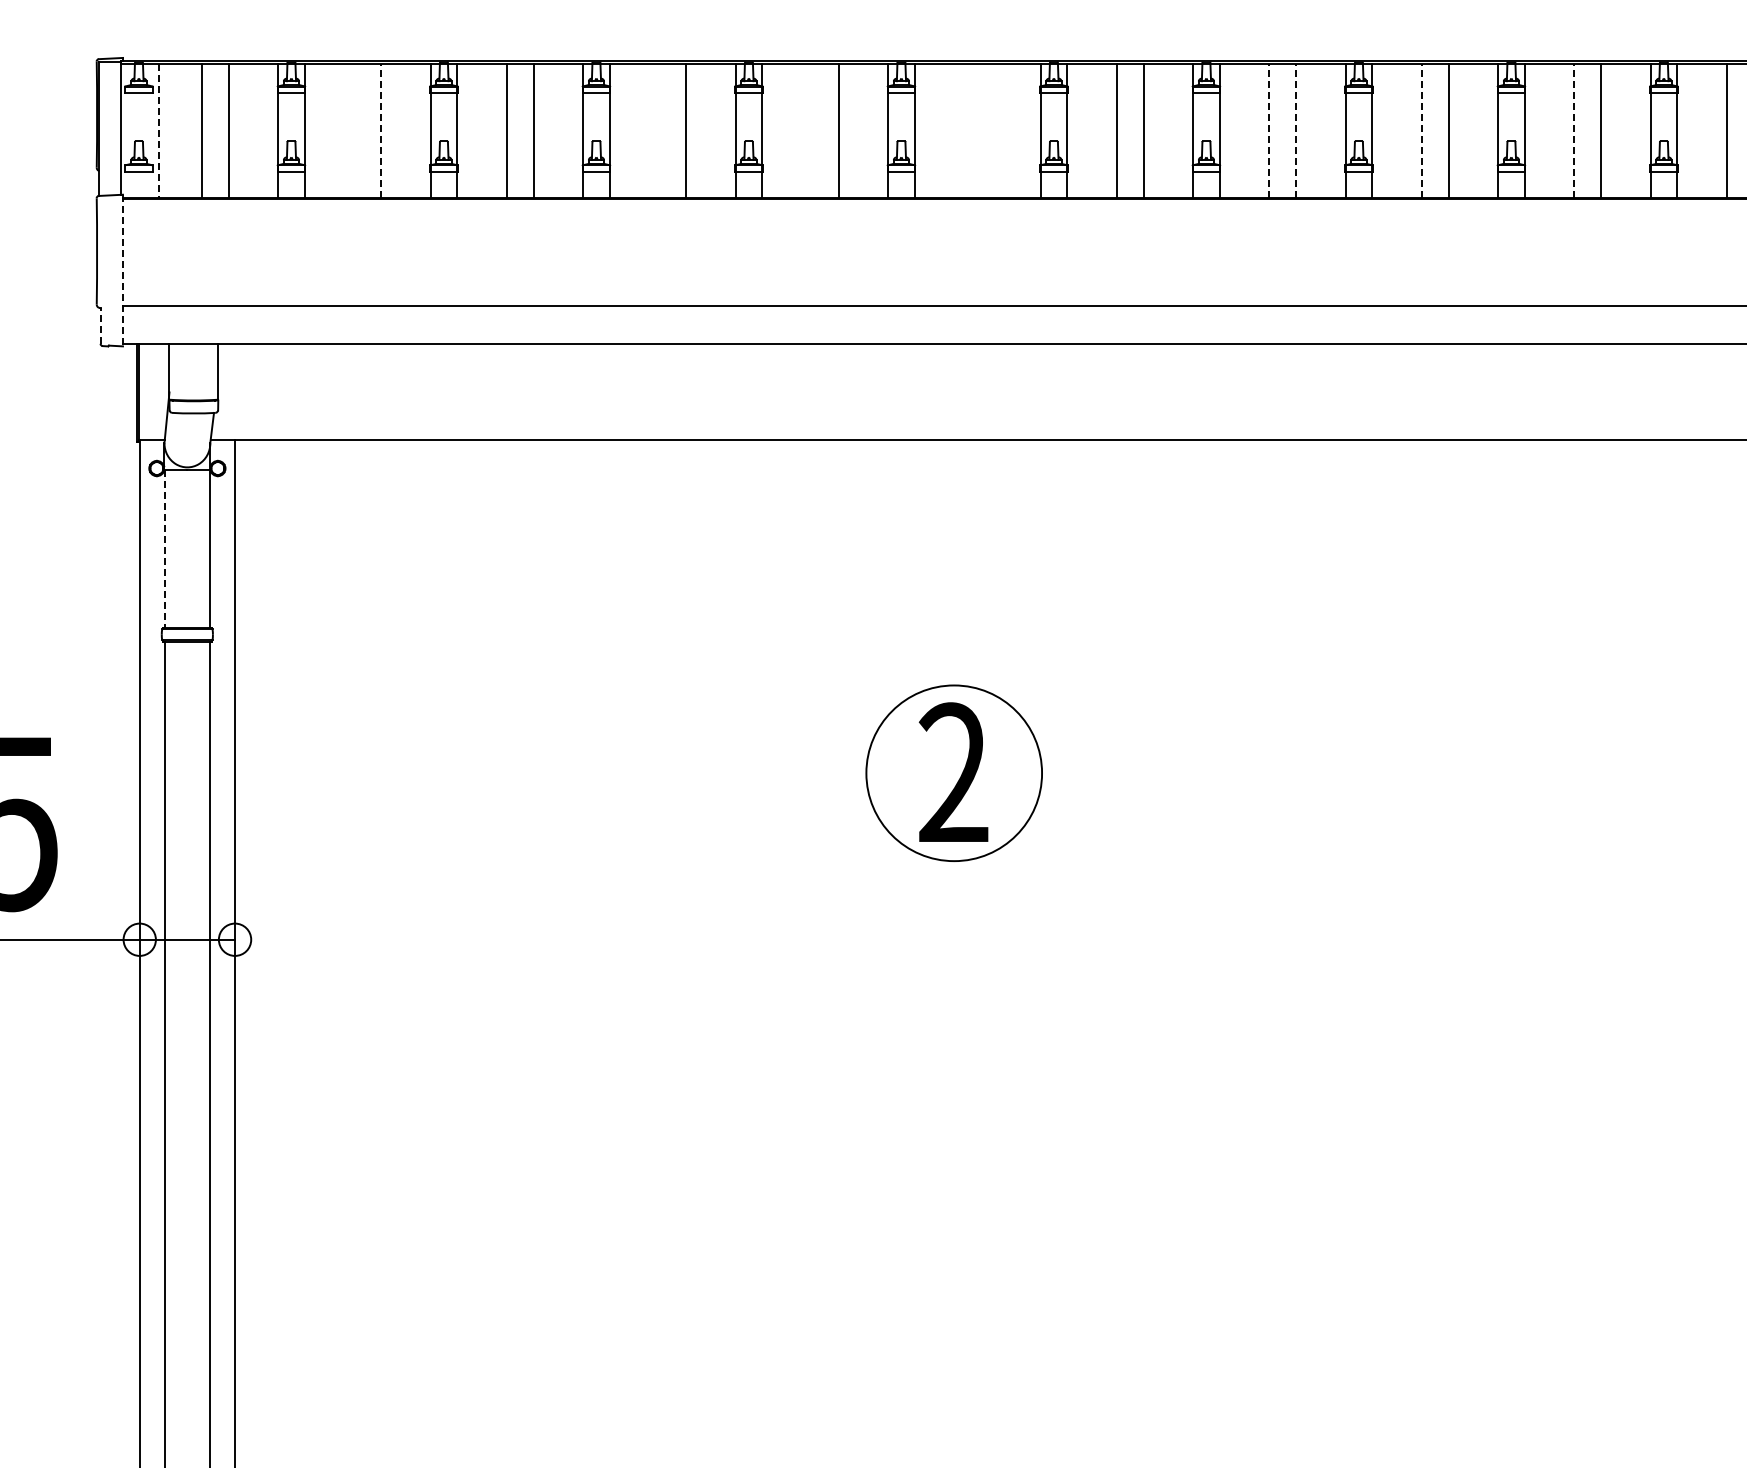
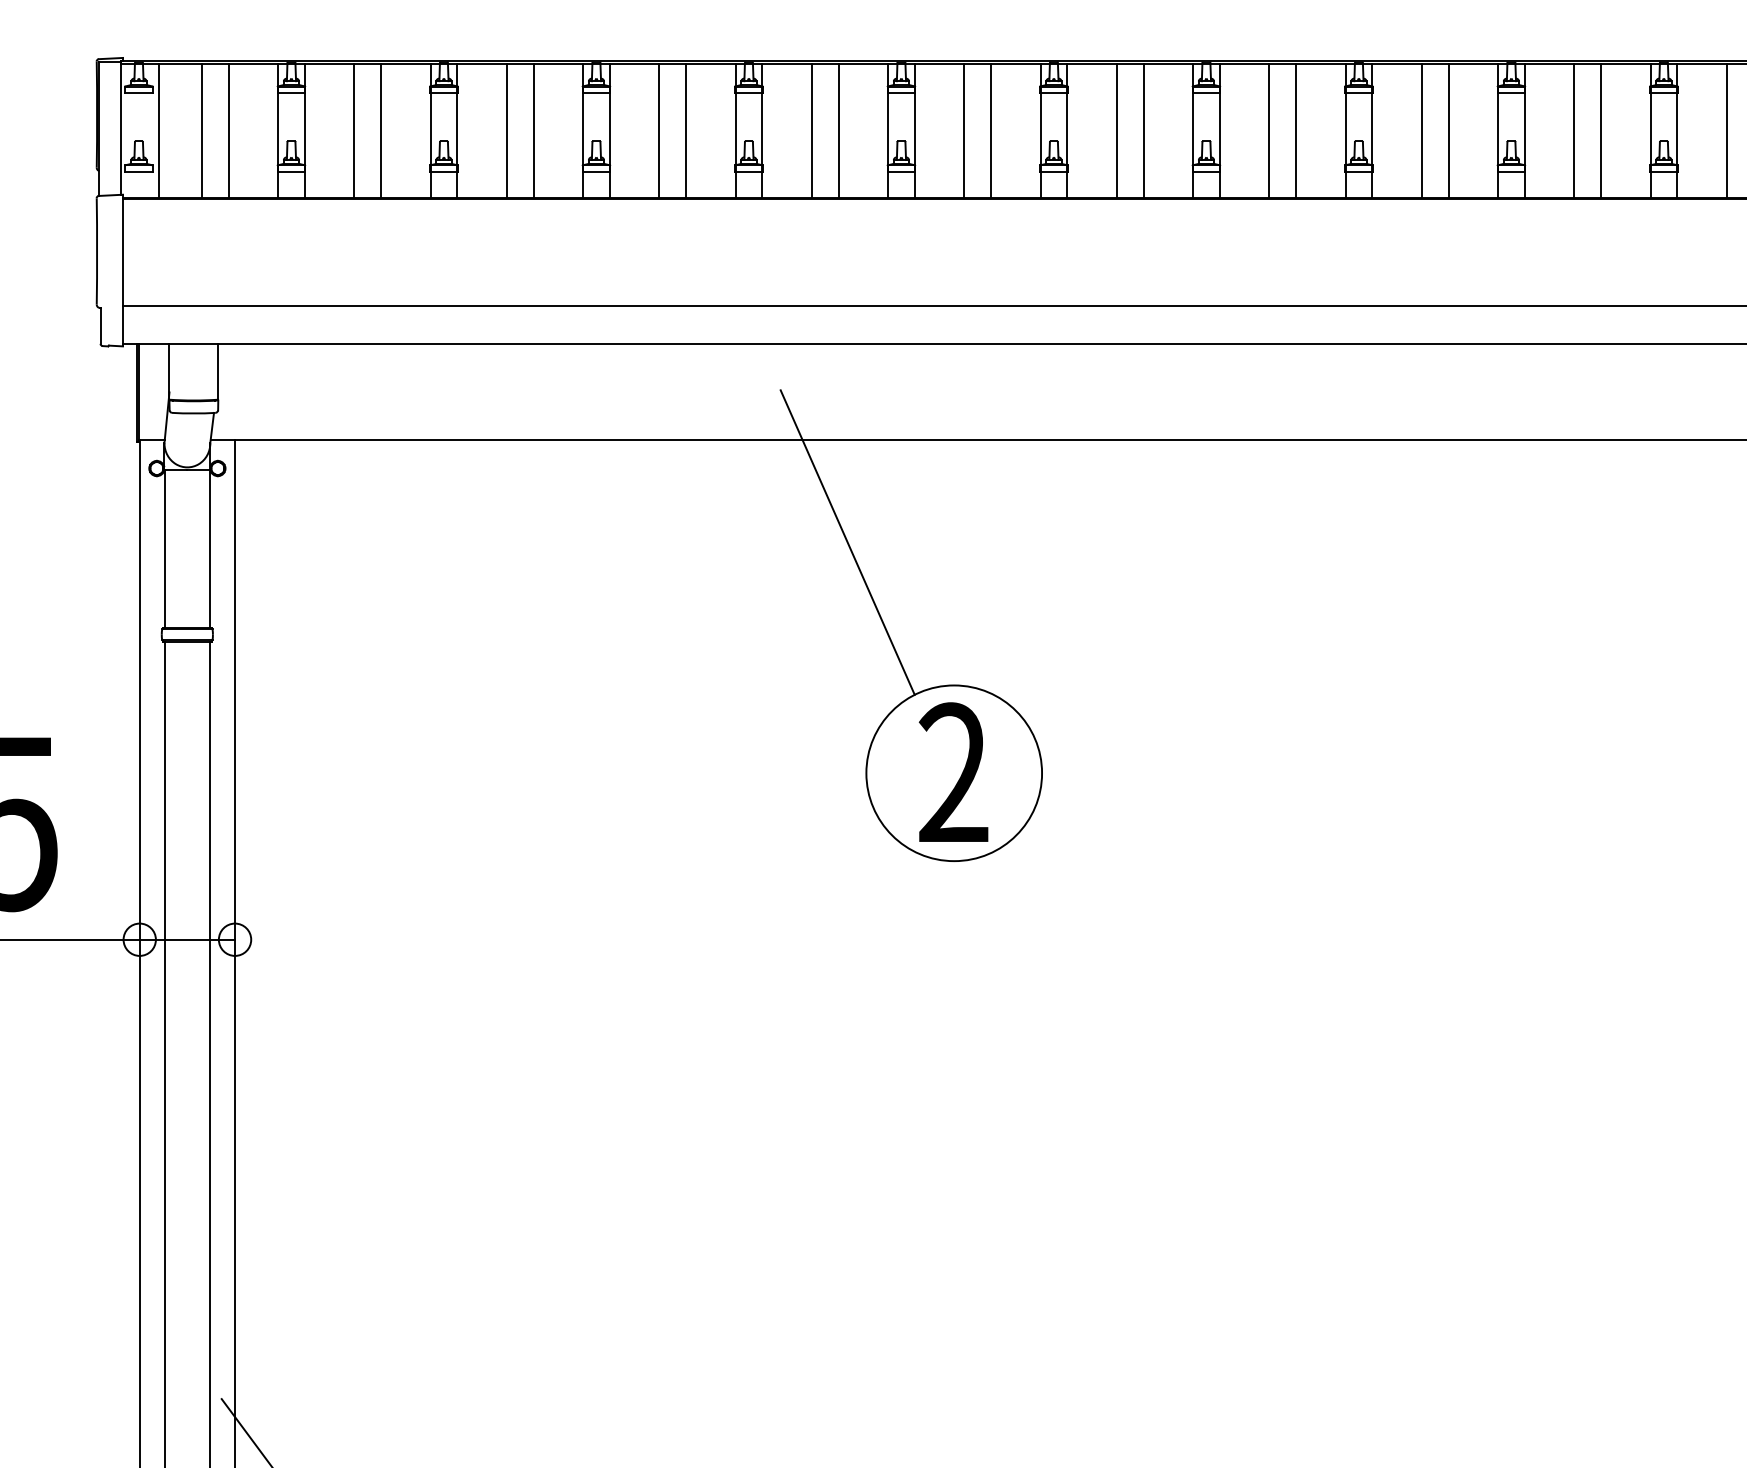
line: none -> present (354, 130)
line: dashed -> solid (381, 130)
line: none -> present (659, 130)
line: none -> present (811, 130)
line: none -> present (964, 130)
line: none -> present (991, 130)
line: dashed -> solid (1269, 130)
line: dashed -> solid (1296, 130)
line: dashed -> solid (1421, 130)
line: dashed -> solid (1574, 130)
line: dashed -> solid (159, 131)
line: dashed -> solid (122, 270)
line: dashed -> solid (100, 325)
line: none -> present (847, 542)
line: dashed -> solid (164, 549)
line: none -> present (245, 1431)
